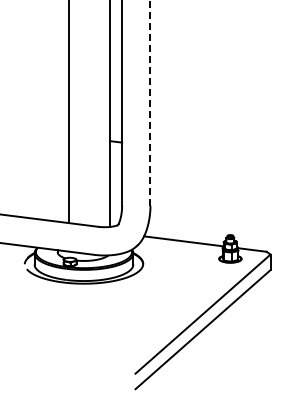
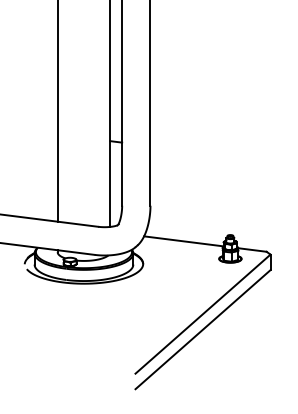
line: dashed -> solid (150, 102)
line position: (68, 111) -> (57, 111) (57, 111)
